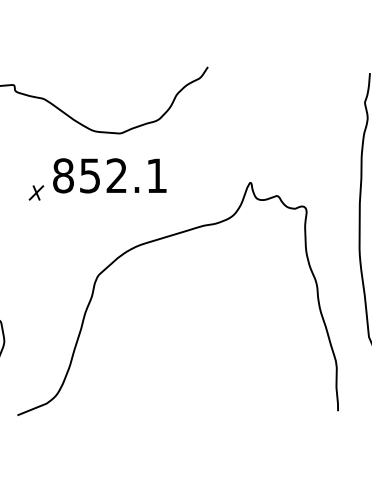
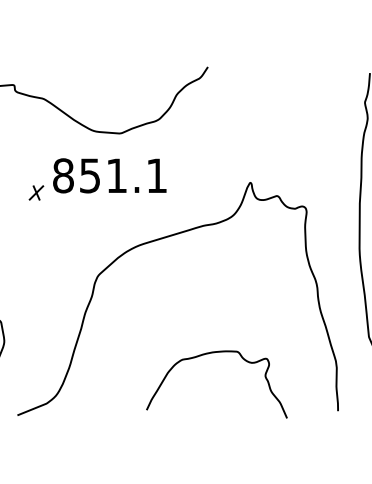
text: 852.1 -> 851.1 (116, 175)
curve: none -> present (208, 354)
